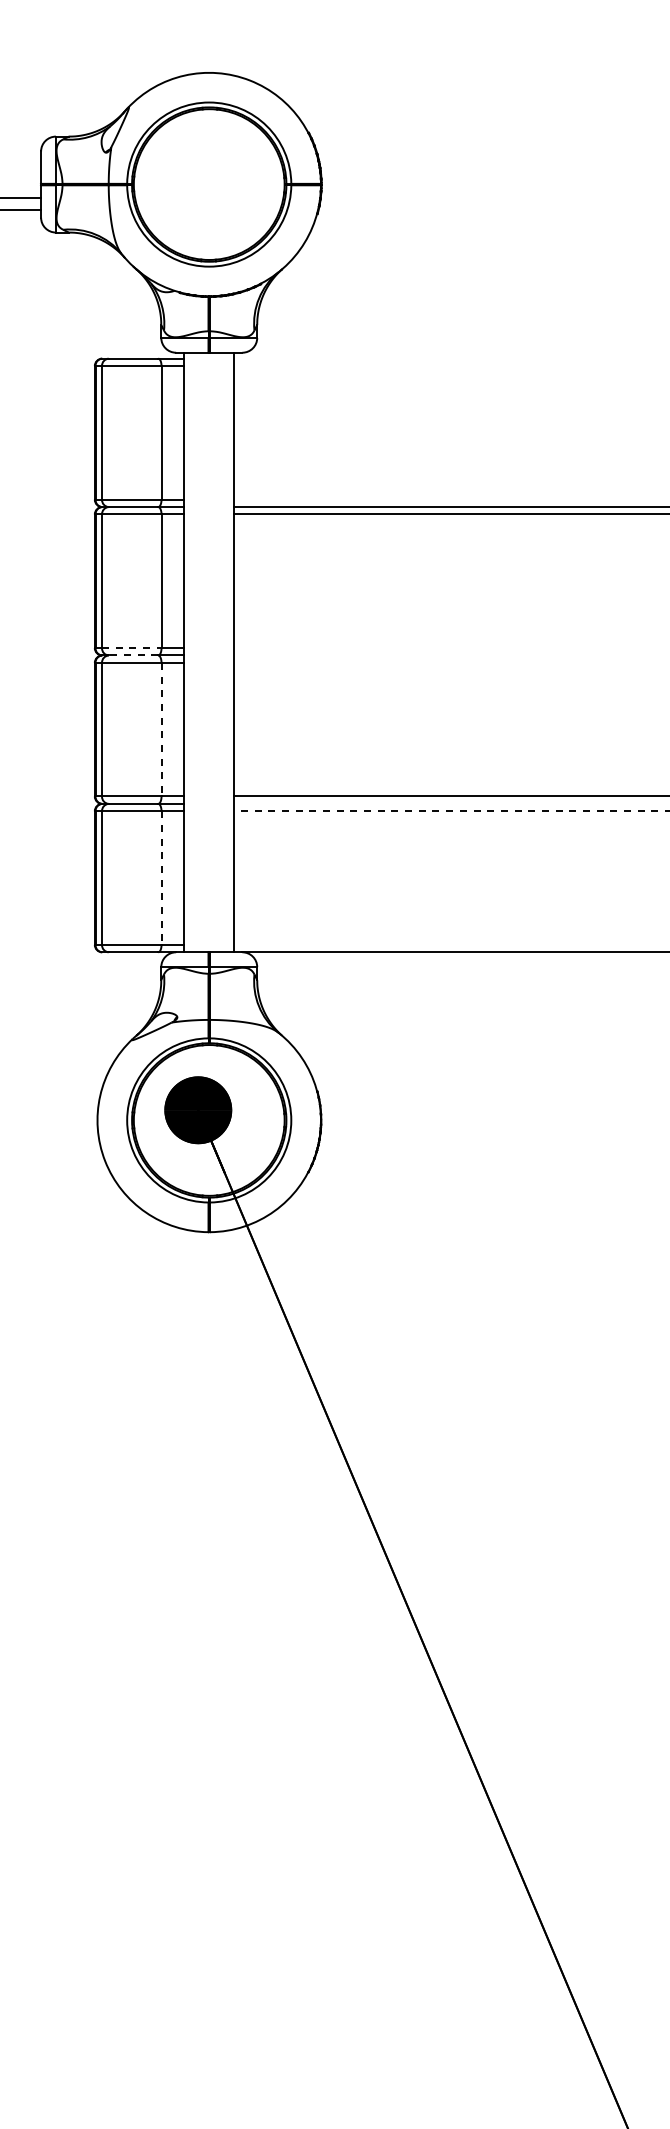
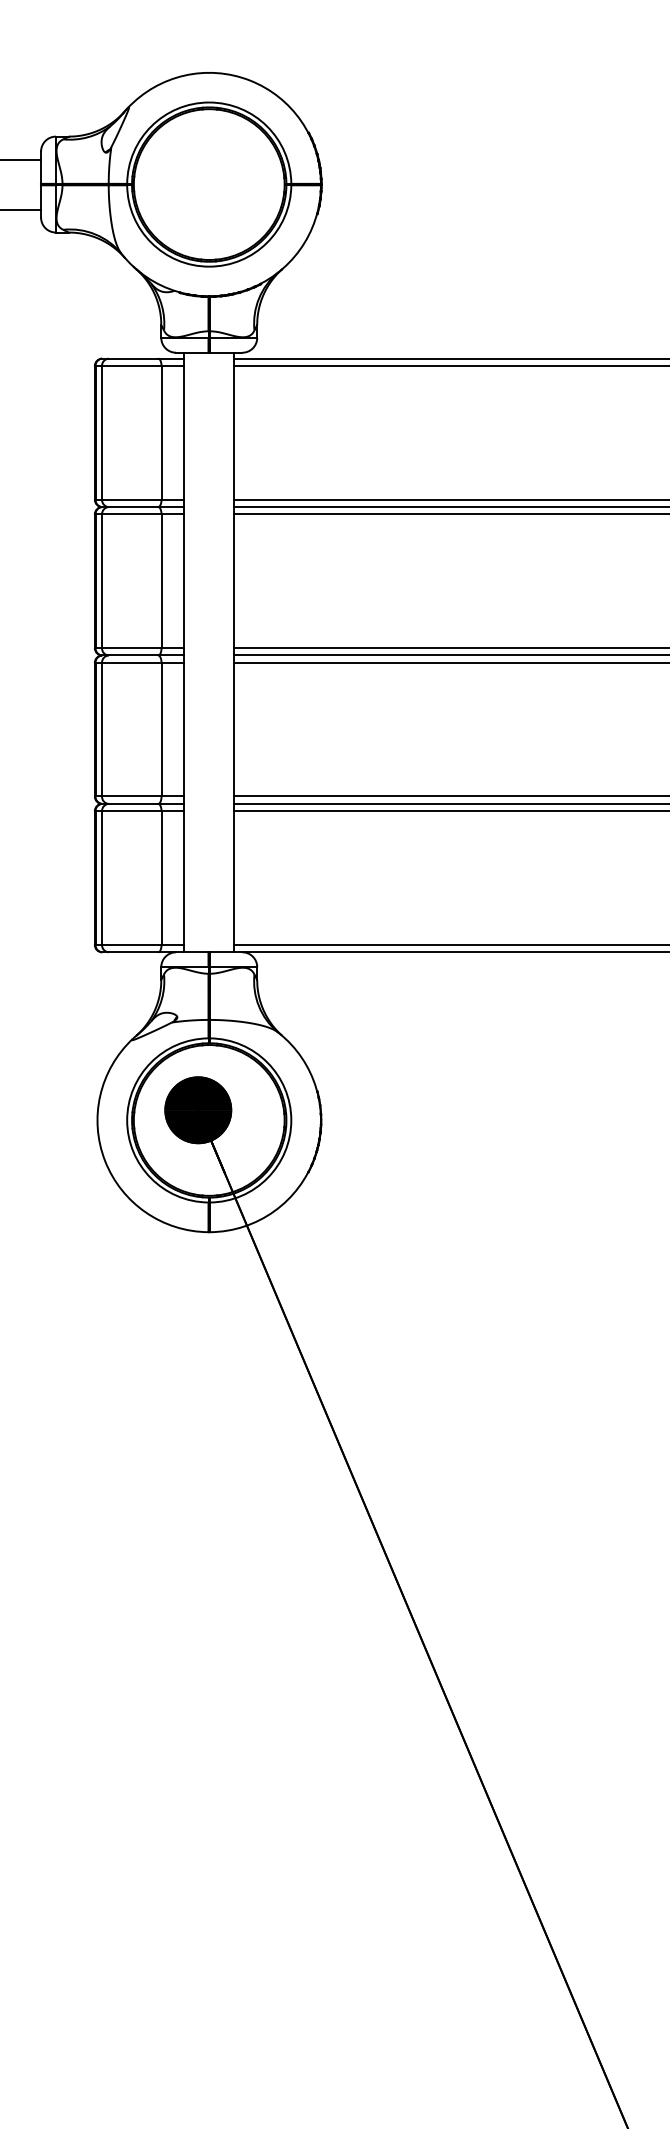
line position: (21, 197) -> (21, 159) (21, 159)
line: none -> present (450, 358)
line: none -> present (450, 366)
line: none -> present (450, 499)
line: dashed -> solid (131, 648)
line: none -> present (450, 648)
line: dashed -> solid (133, 655)
line: none -> present (450, 655)
line: none -> present (450, 662)
line: dashed -> solid (161, 729)
line: none -> present (450, 803)
line: dashed -> solid (451, 811)
line: dashed -> solid (161, 878)
line: none -> present (450, 944)
